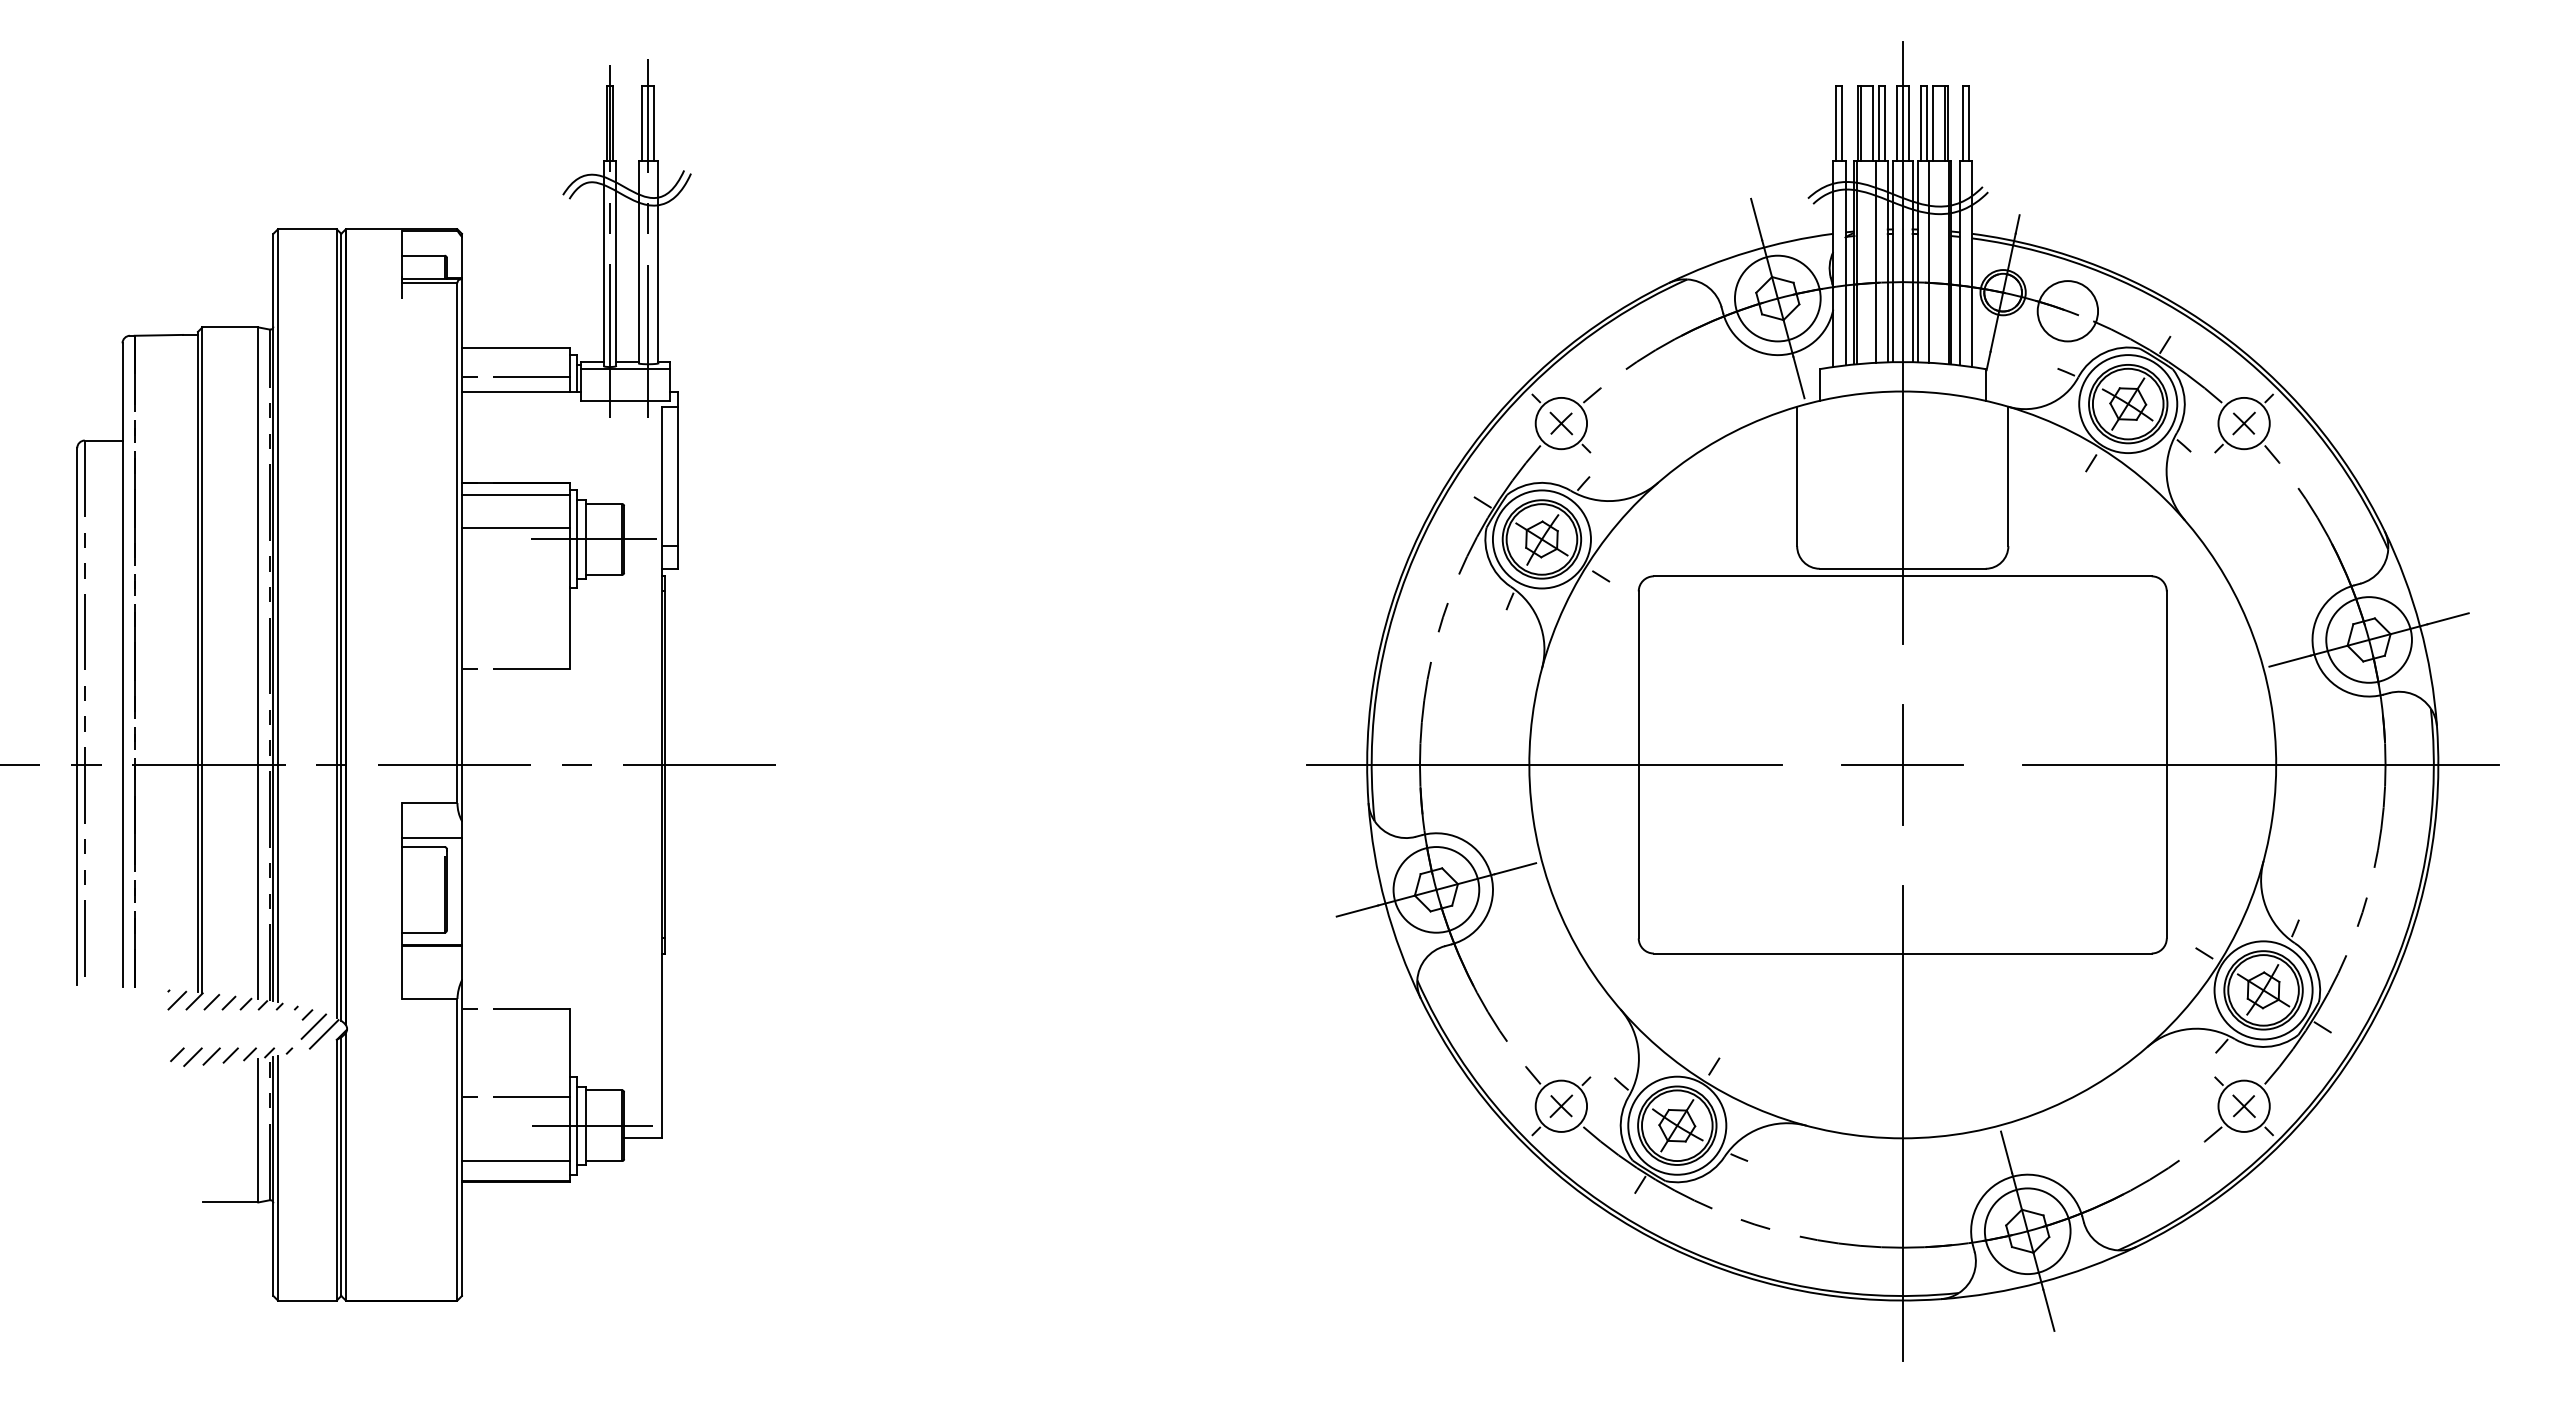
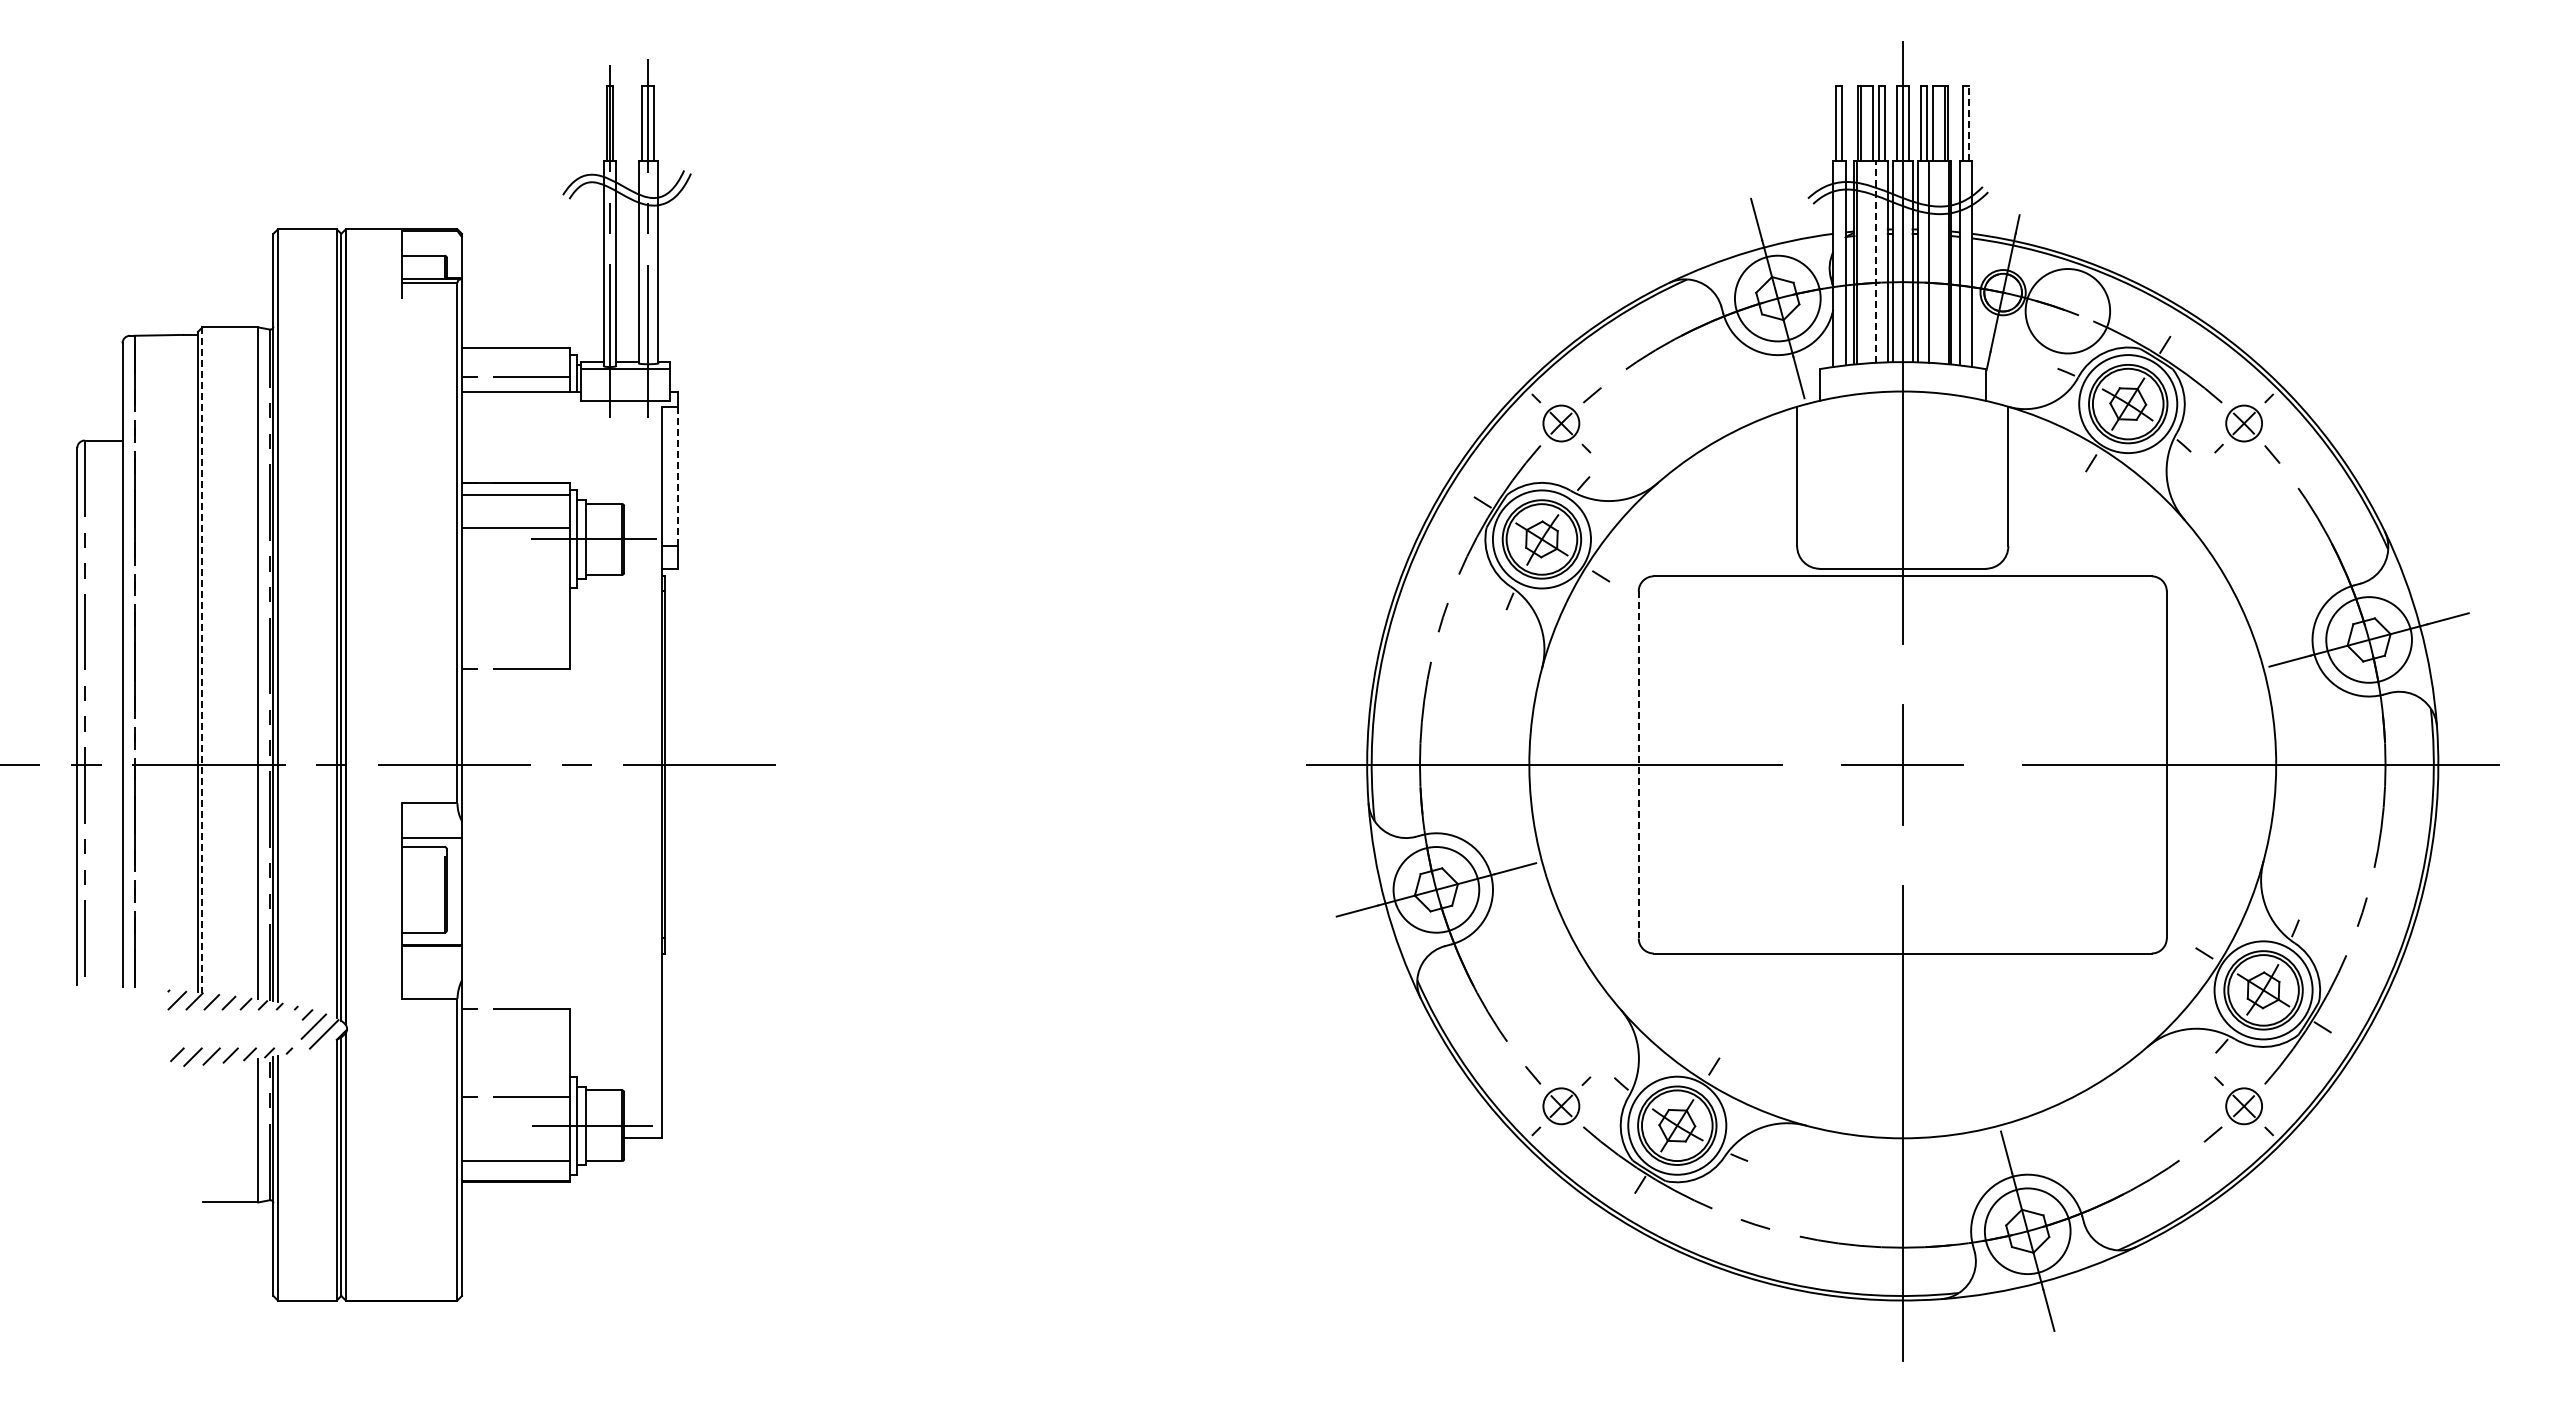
line: solid -> dashed (1969, 123)
line: solid -> dashed (1876, 262)
circle diameter: 60 px -> 84 px (2067, 311)
circle diameter: 51 px -> 36 px (1561, 423)
circle diameter: 51 px -> 36 px (2244, 423)
line: solid -> dashed (677, 476)
line: solid -> dashed (202, 659)
line: solid -> dashed (1638, 764)
circle diameter: 51 px -> 36 px (1561, 1106)
circle diameter: 51 px -> 36 px (2244, 1106)
